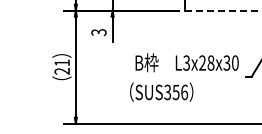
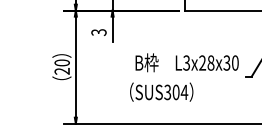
line: dashed -> solid (223, 10)
text: 21 -> 20 (61, 62)
text: SUS356 -> SUS304 (180, 92)
